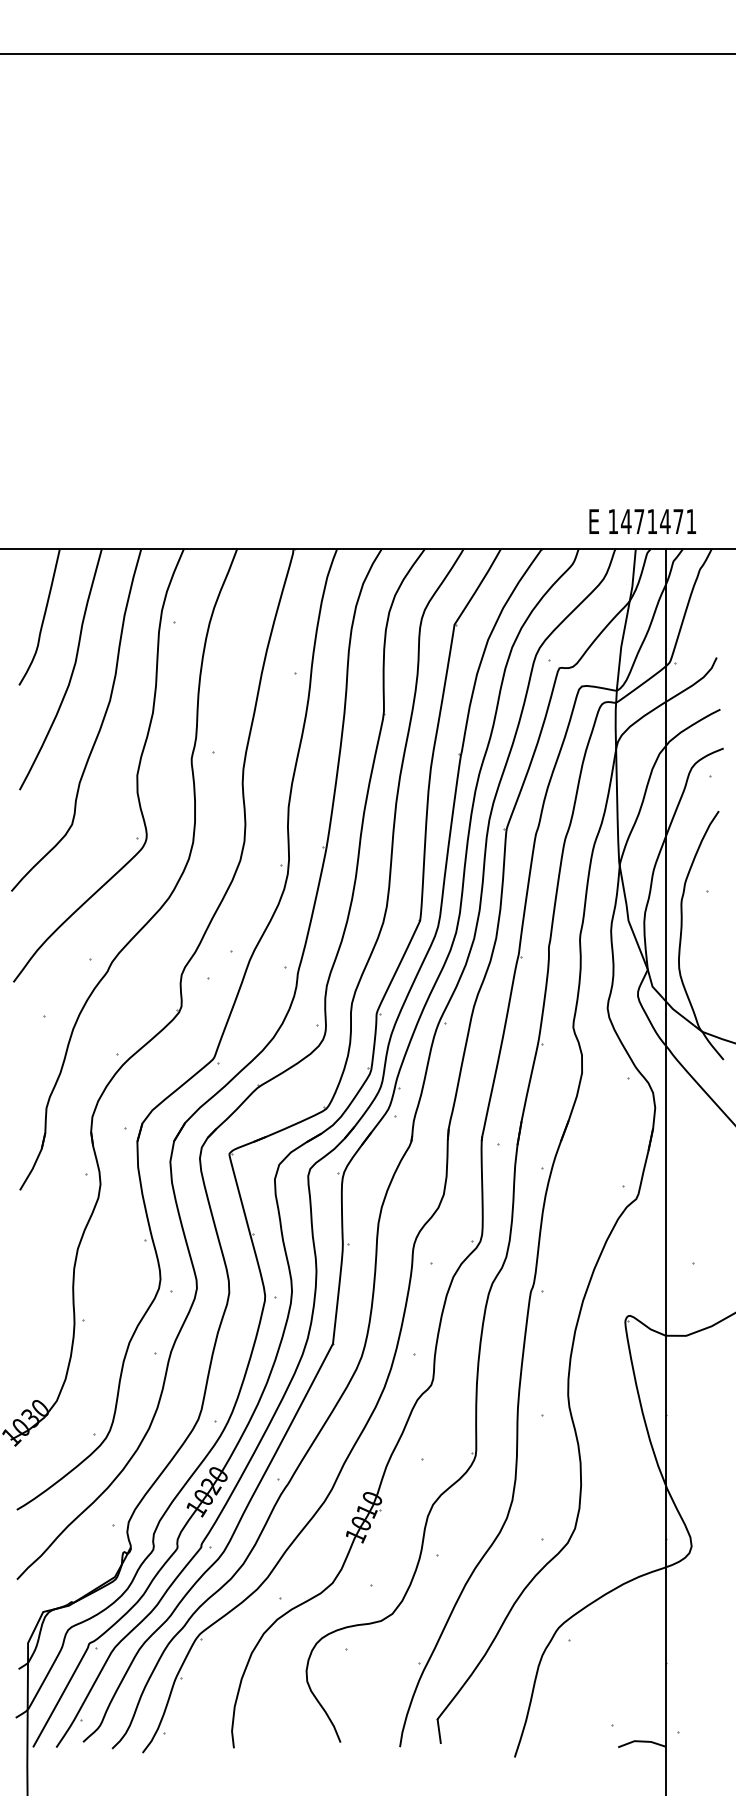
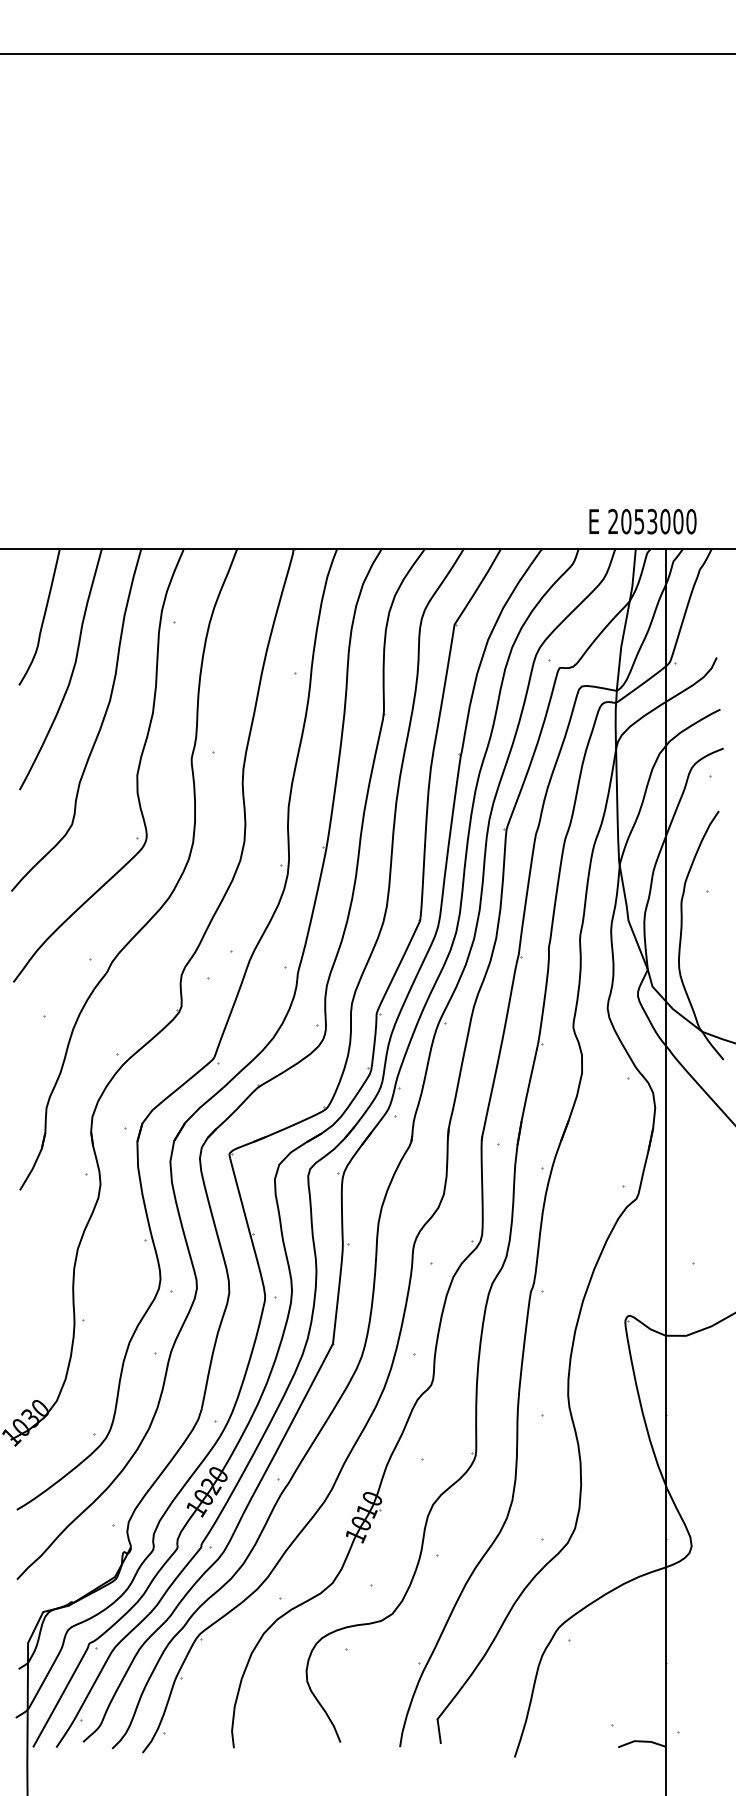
text: 1471471 -> 2053000 (652, 521)
